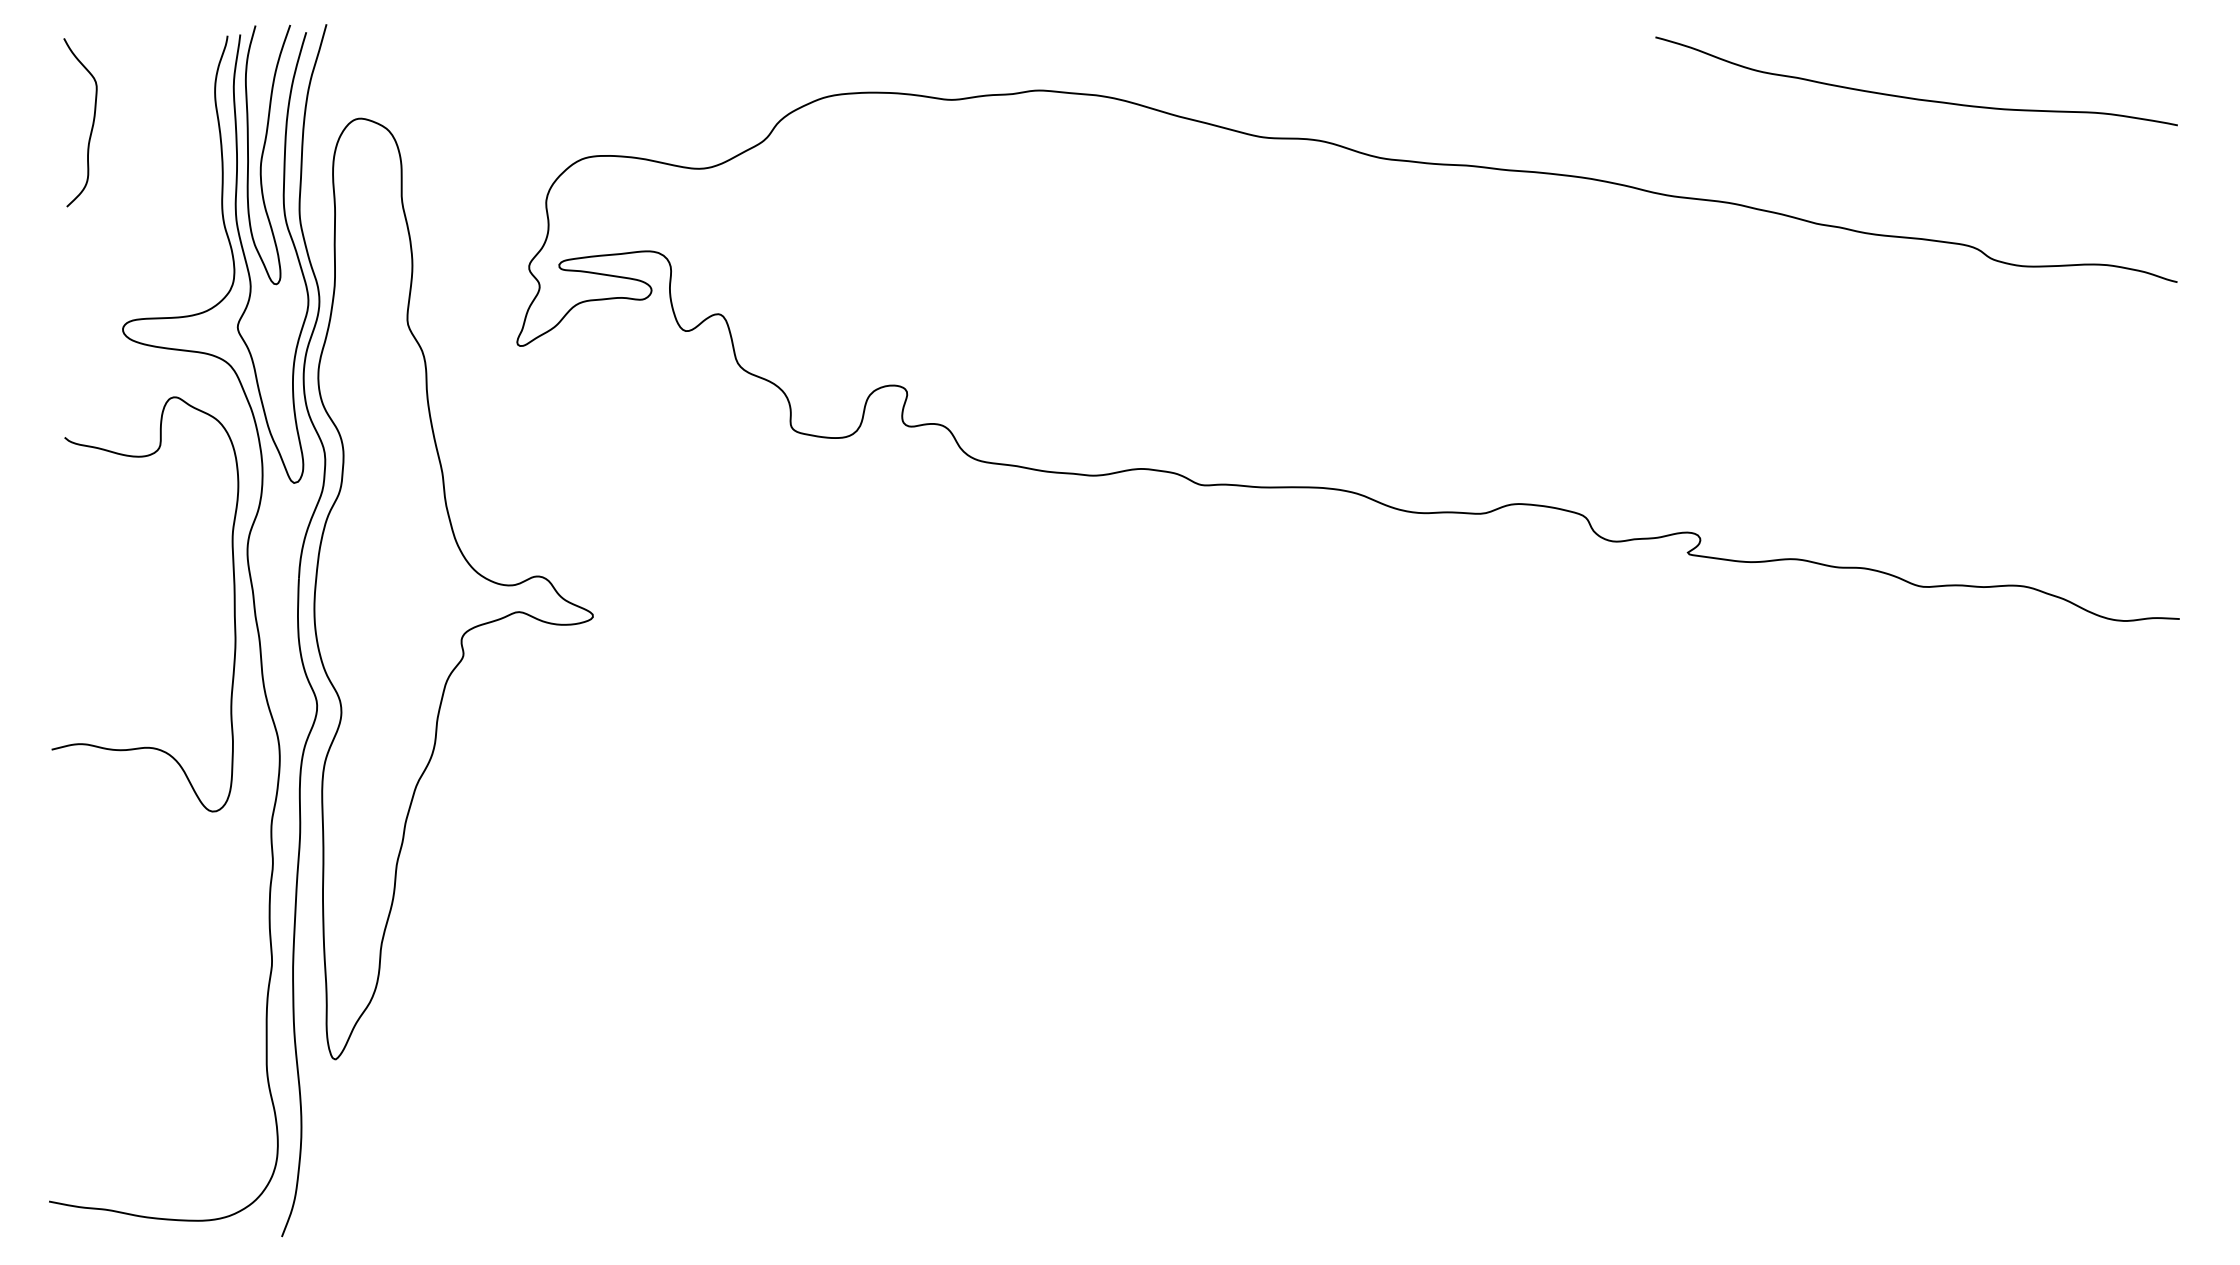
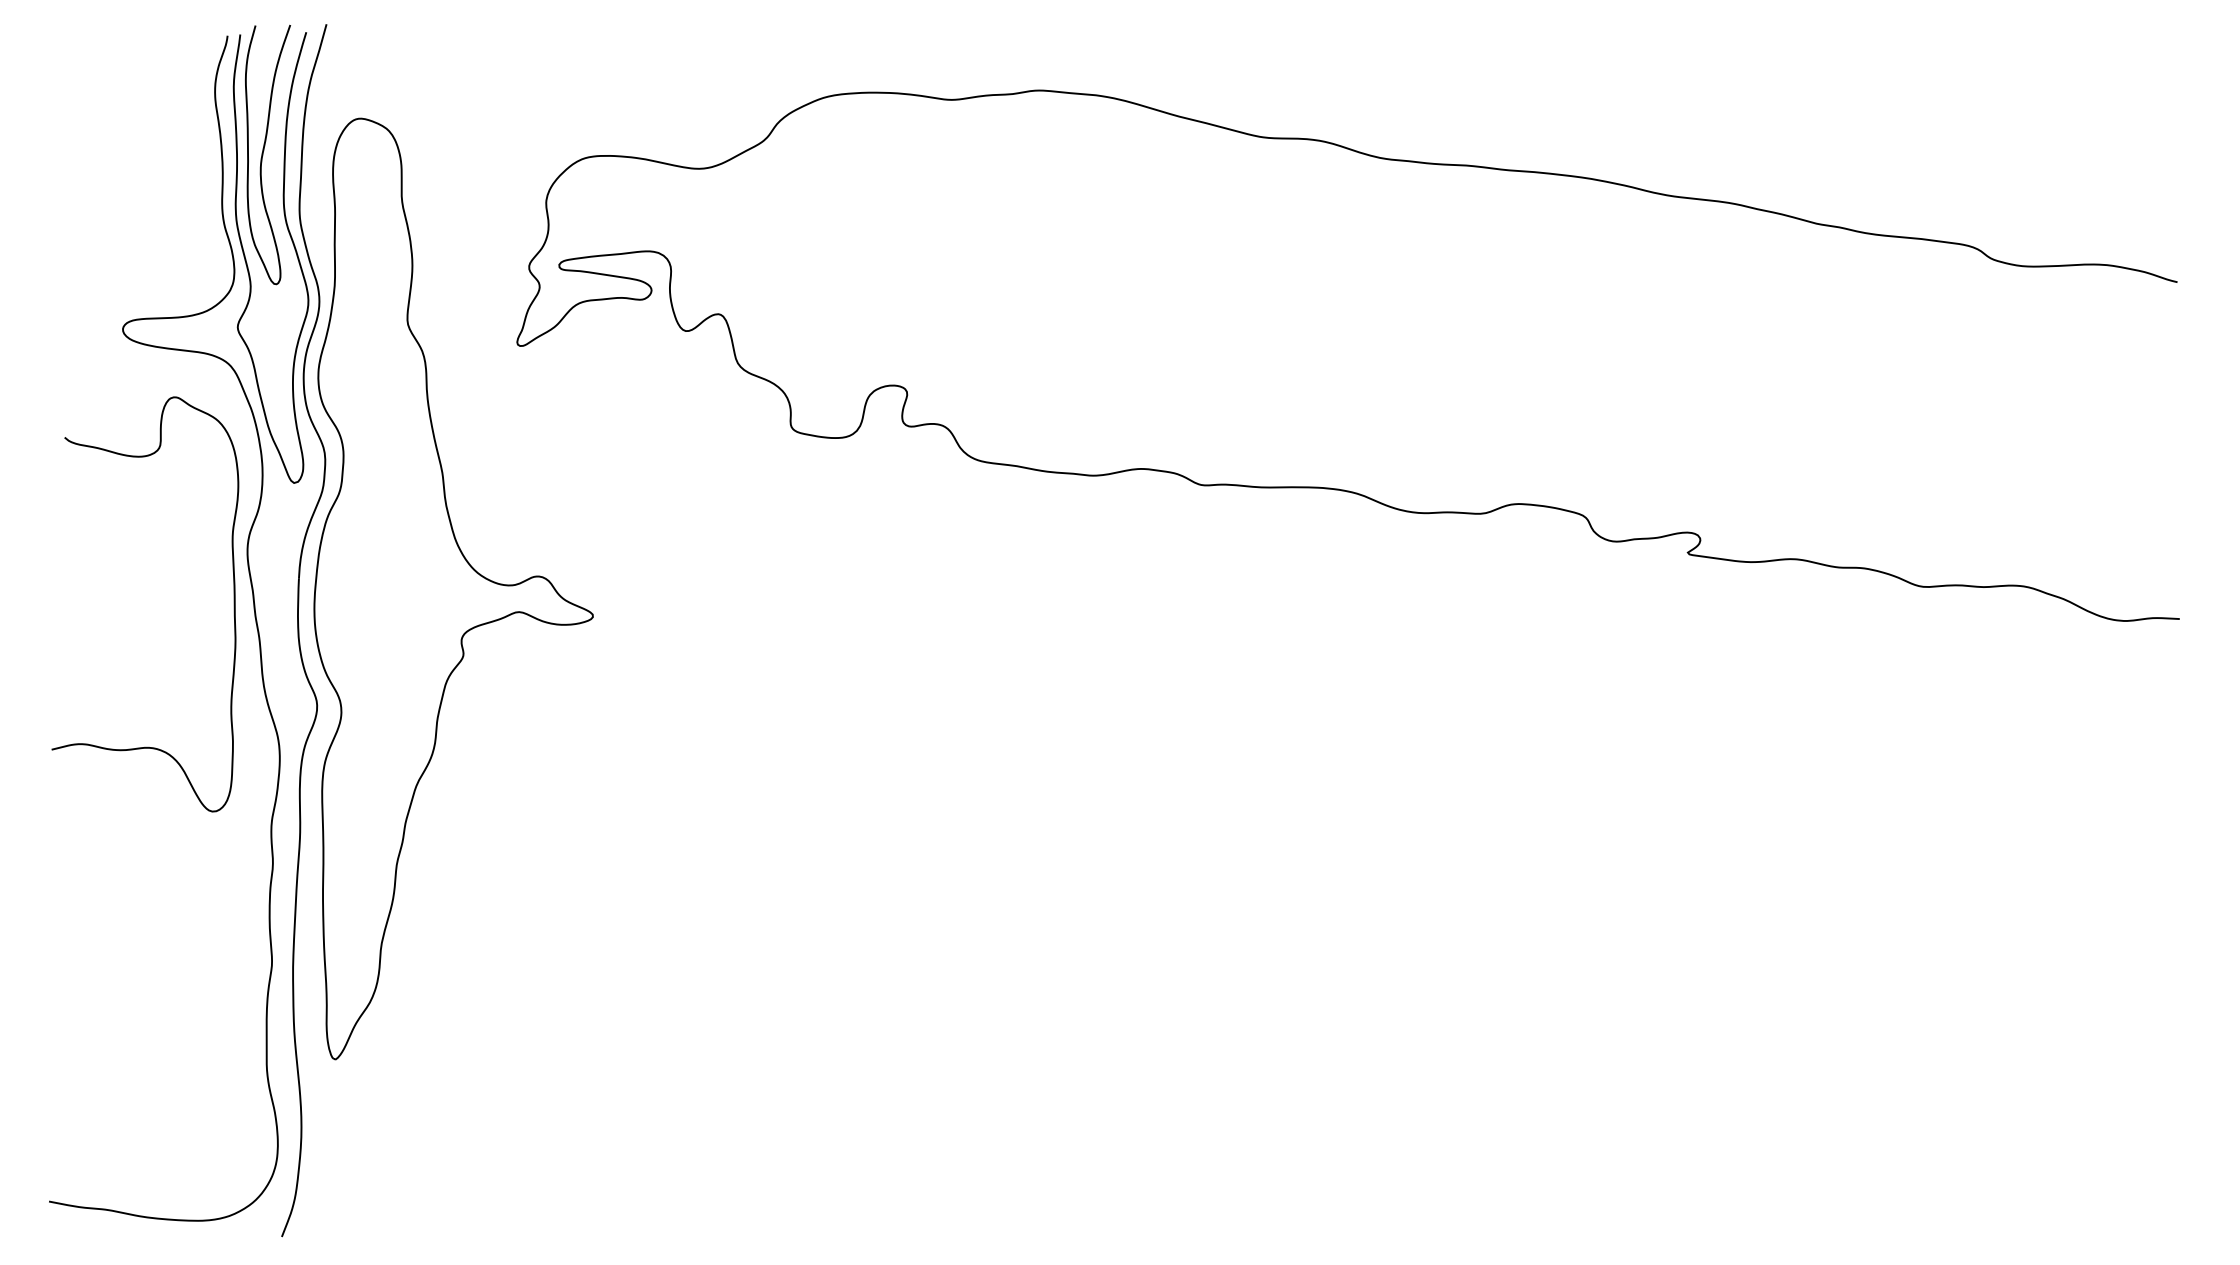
curve: present -> none (1913, 97)
curve: present -> none (91, 126)
